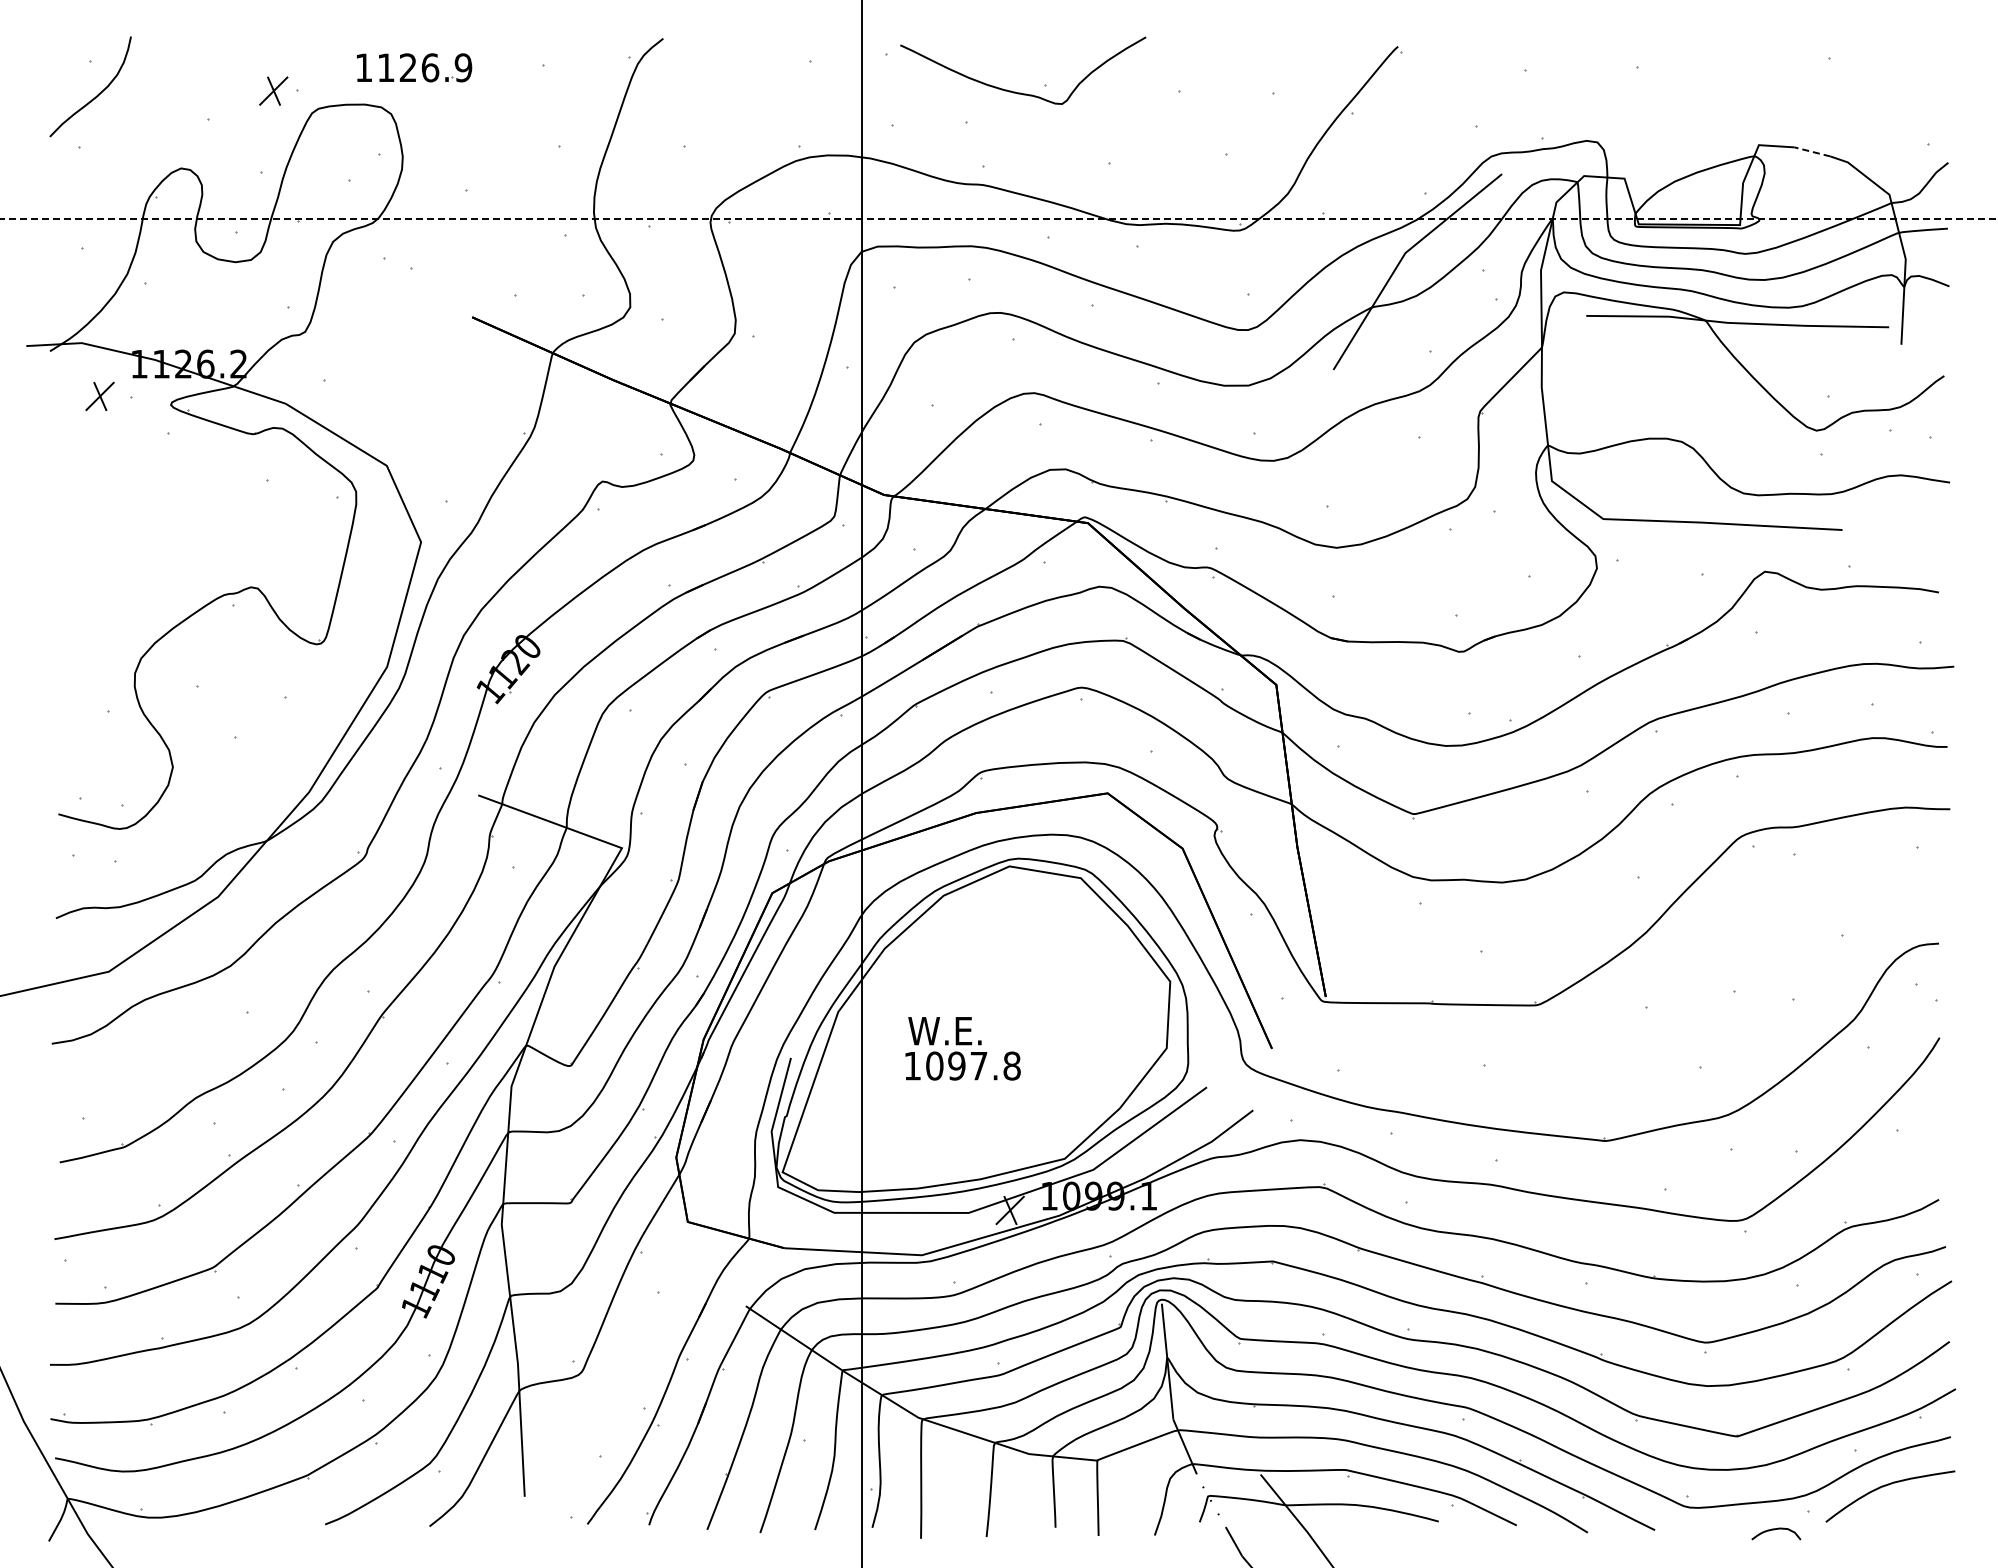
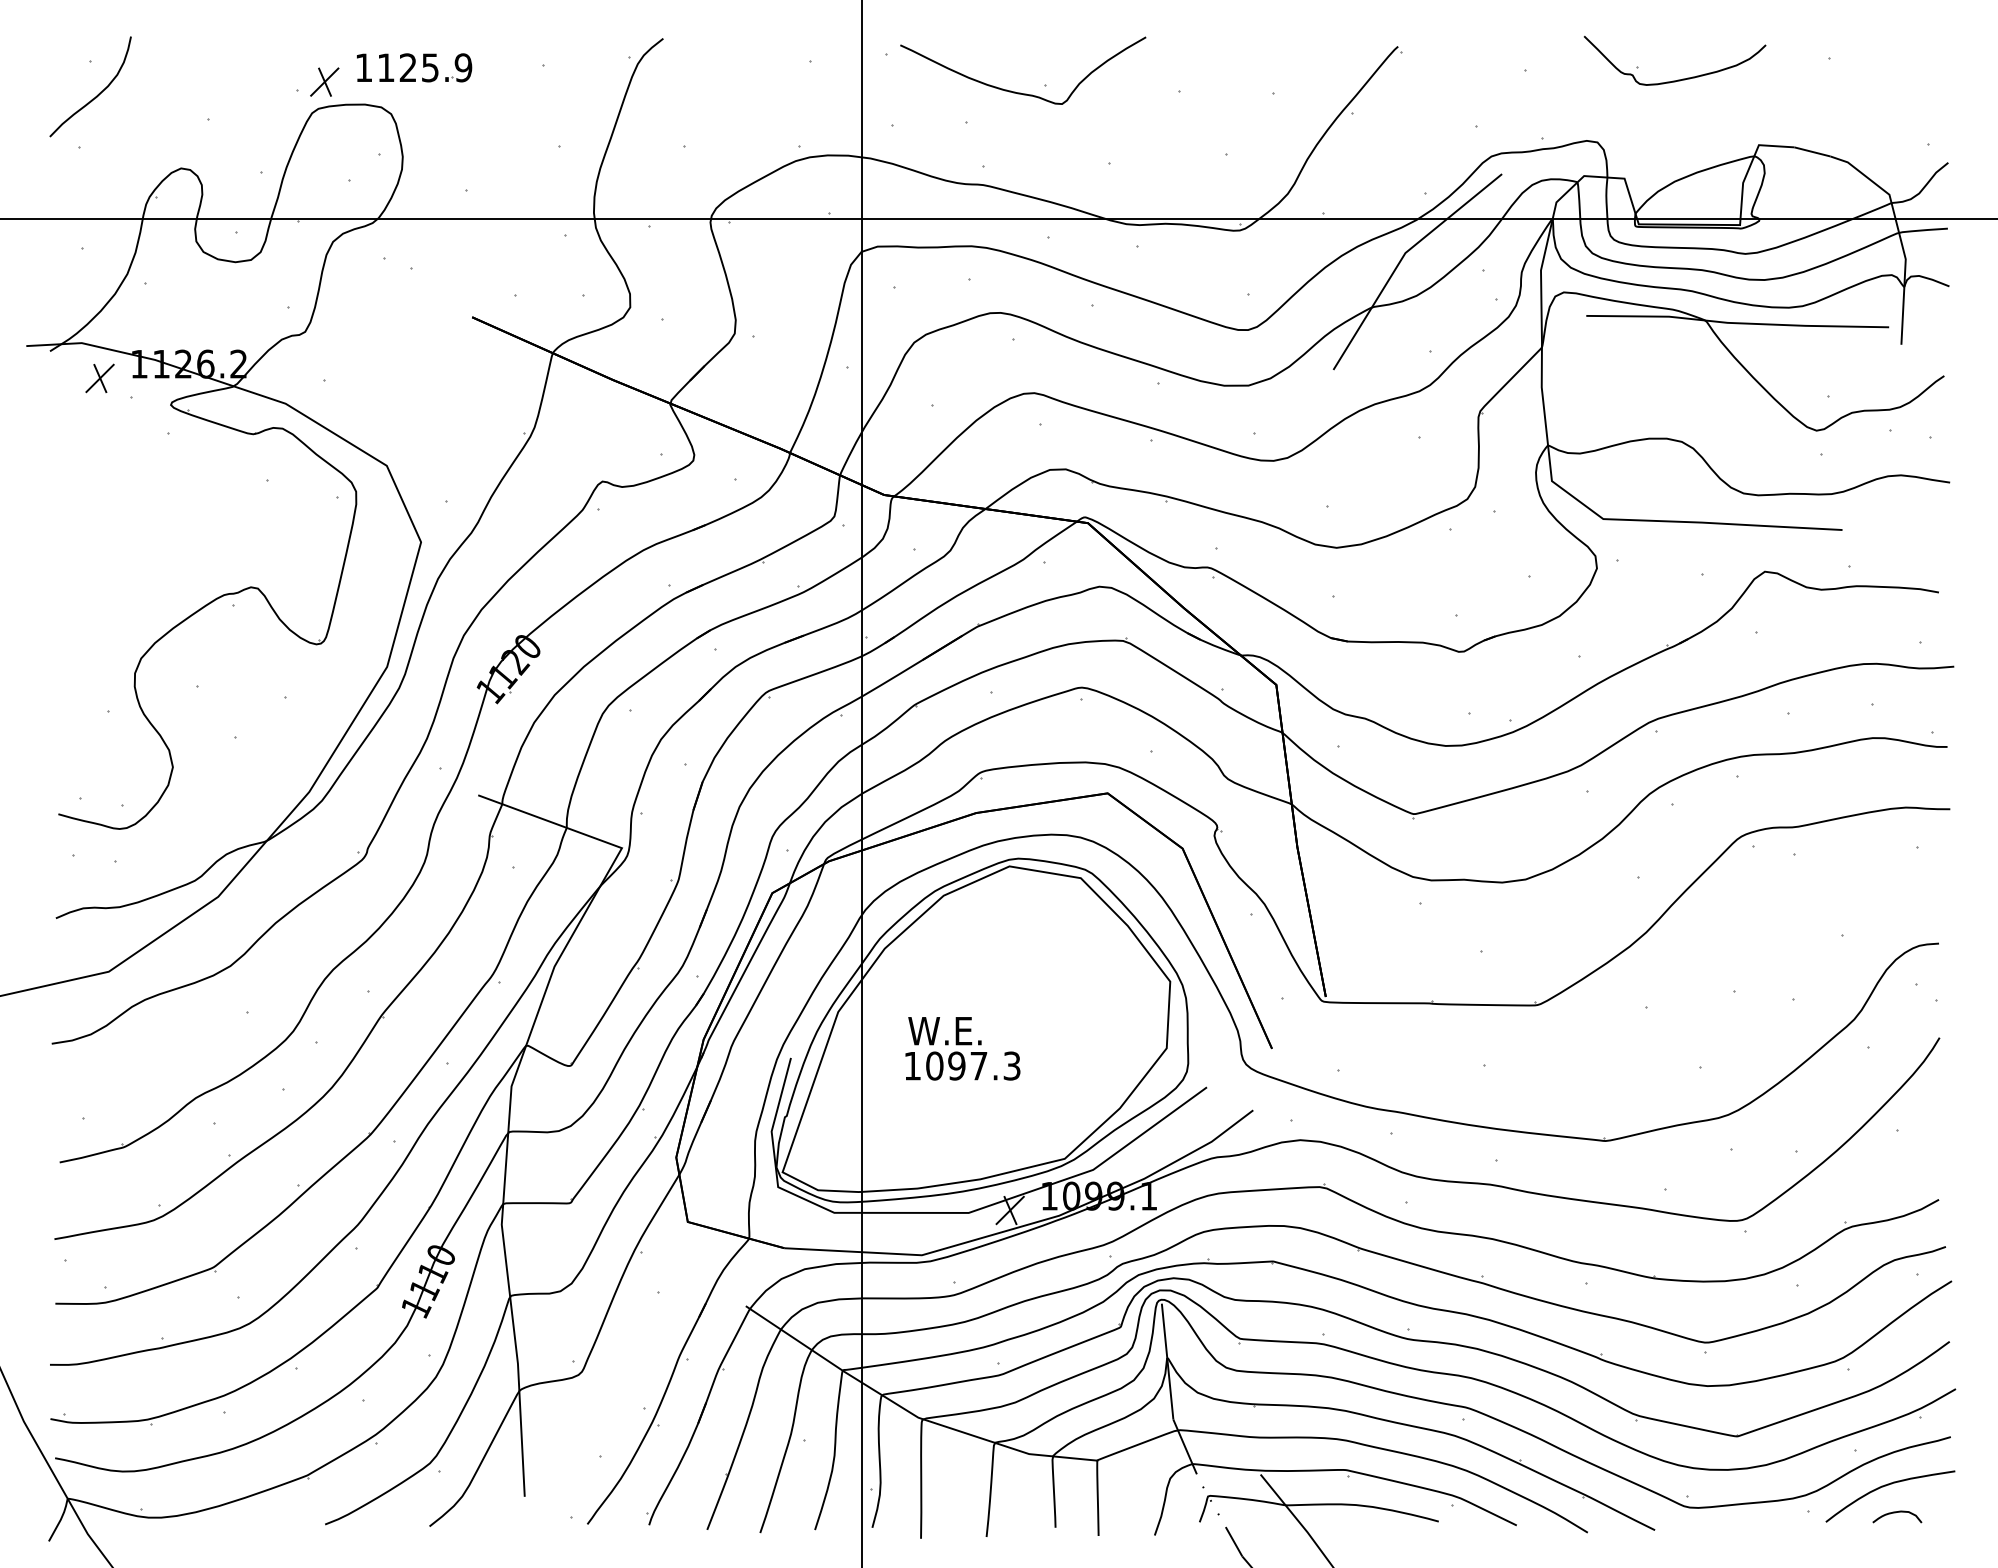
text: 1126.9 -> 1125.9 (430, 67)
curve: none -> present (1677, 79)
part position: (273, 90) -> (324, 81) (324, 81)
line: dashed -> solid (1812, 151)
line: dashed -> solid (998, 219)
part position: (99, 396) -> (99, 378) (99, 378)
text: 1097.8 -> 1097.3 (1011, 1065)
curve position: (1774, 1530) -> (1895, 1513) (1895, 1513)
